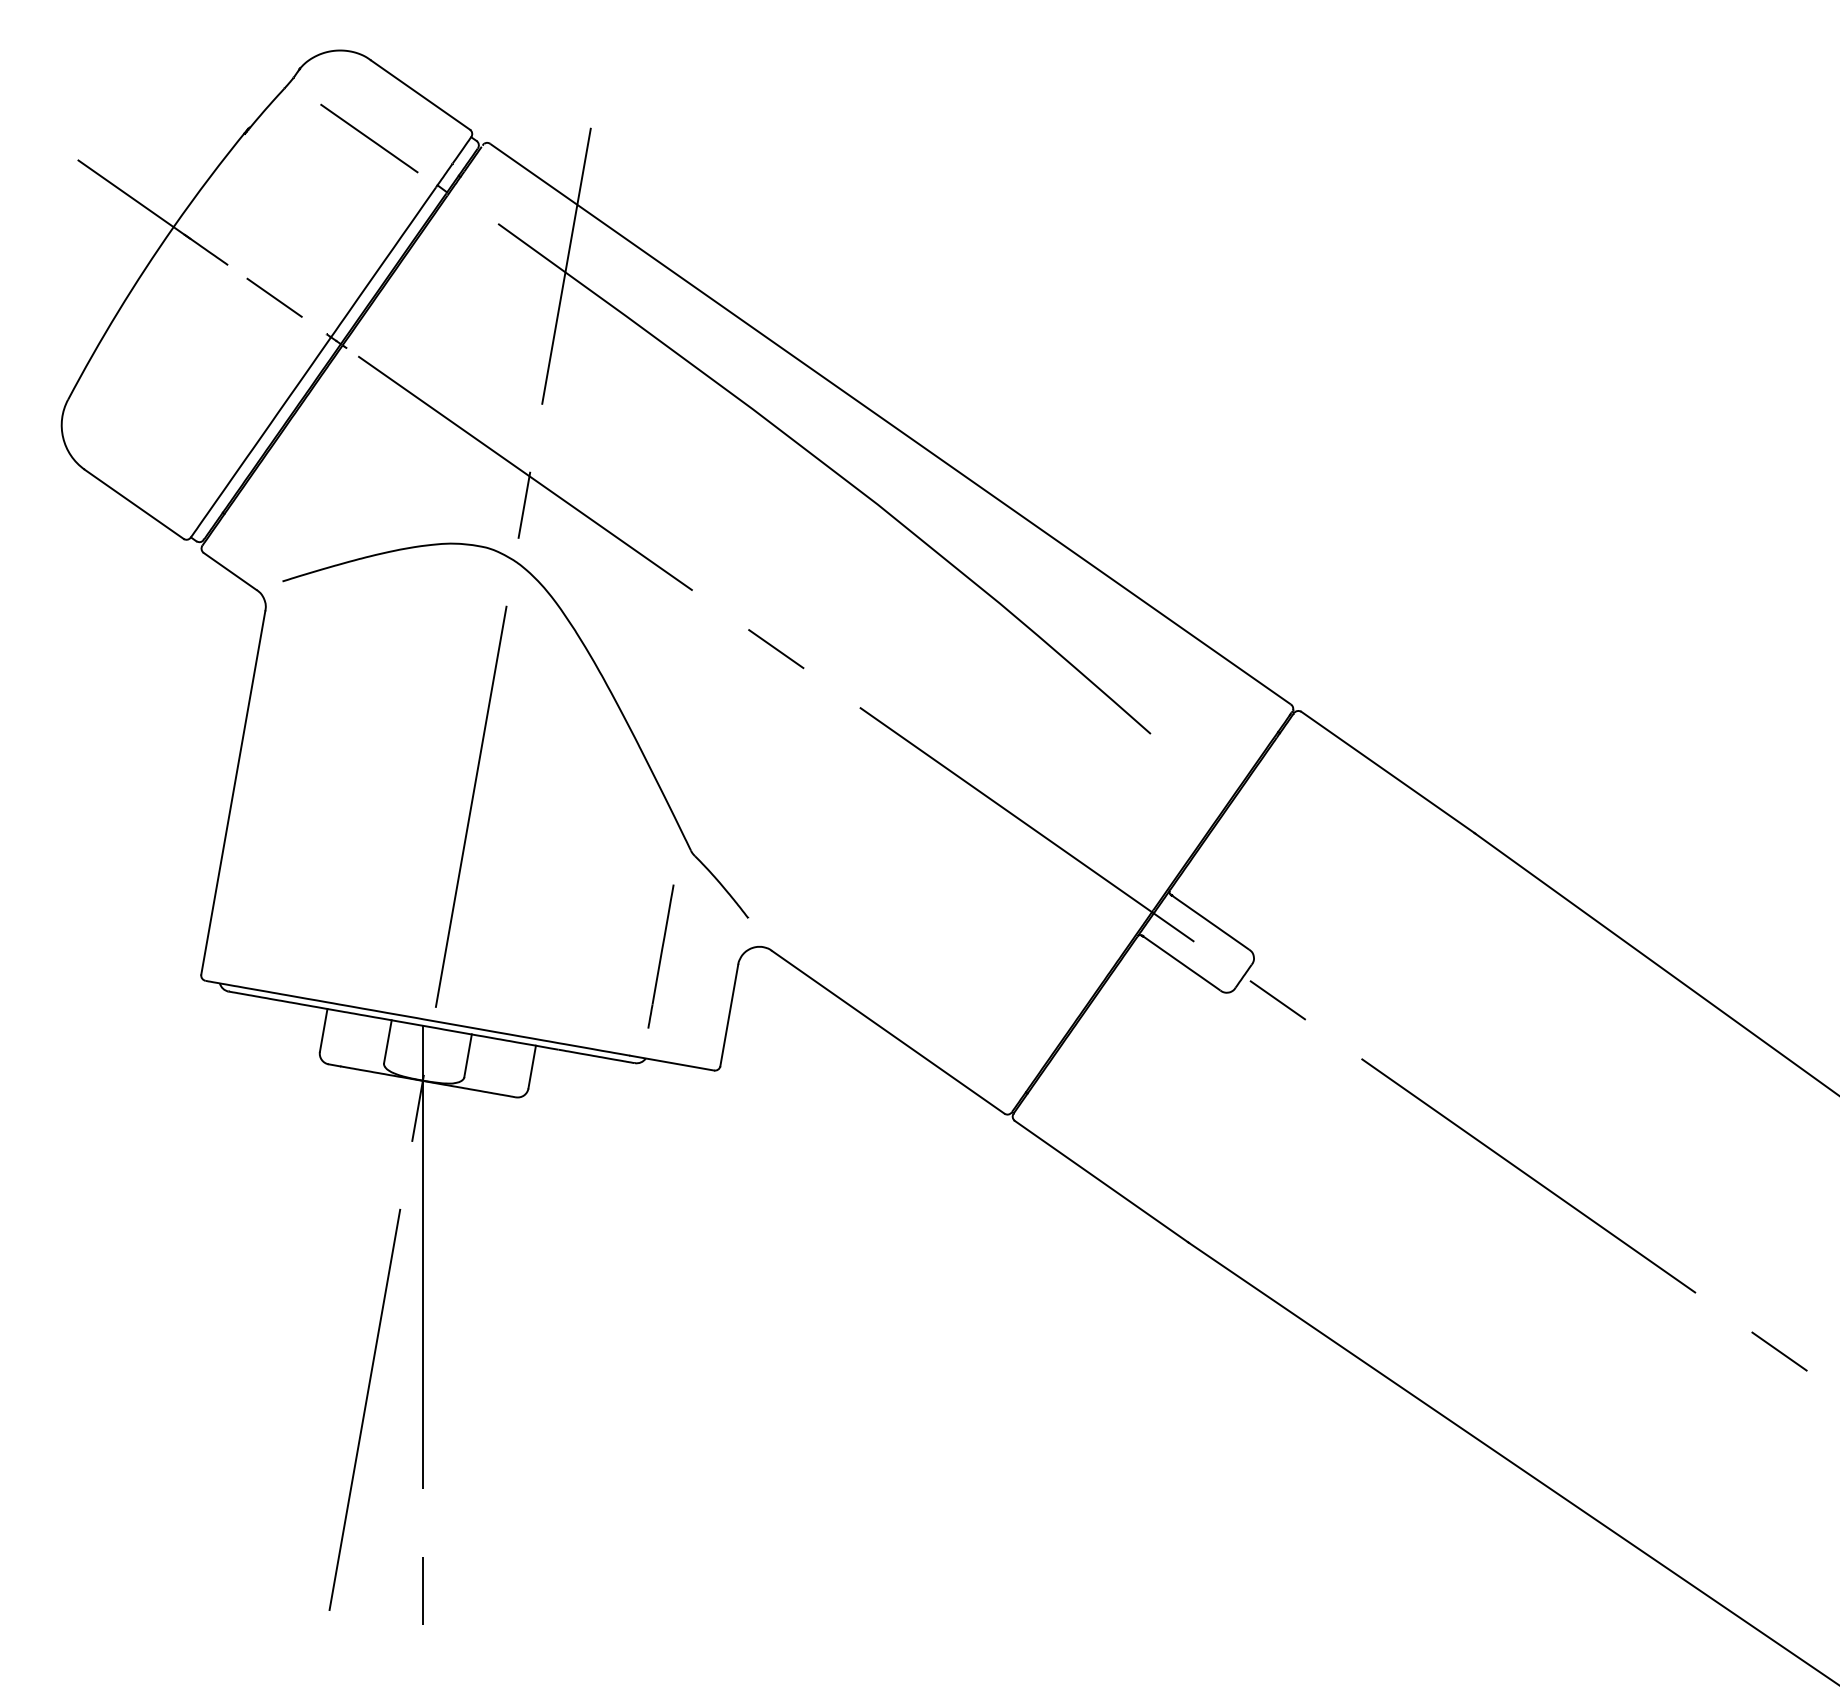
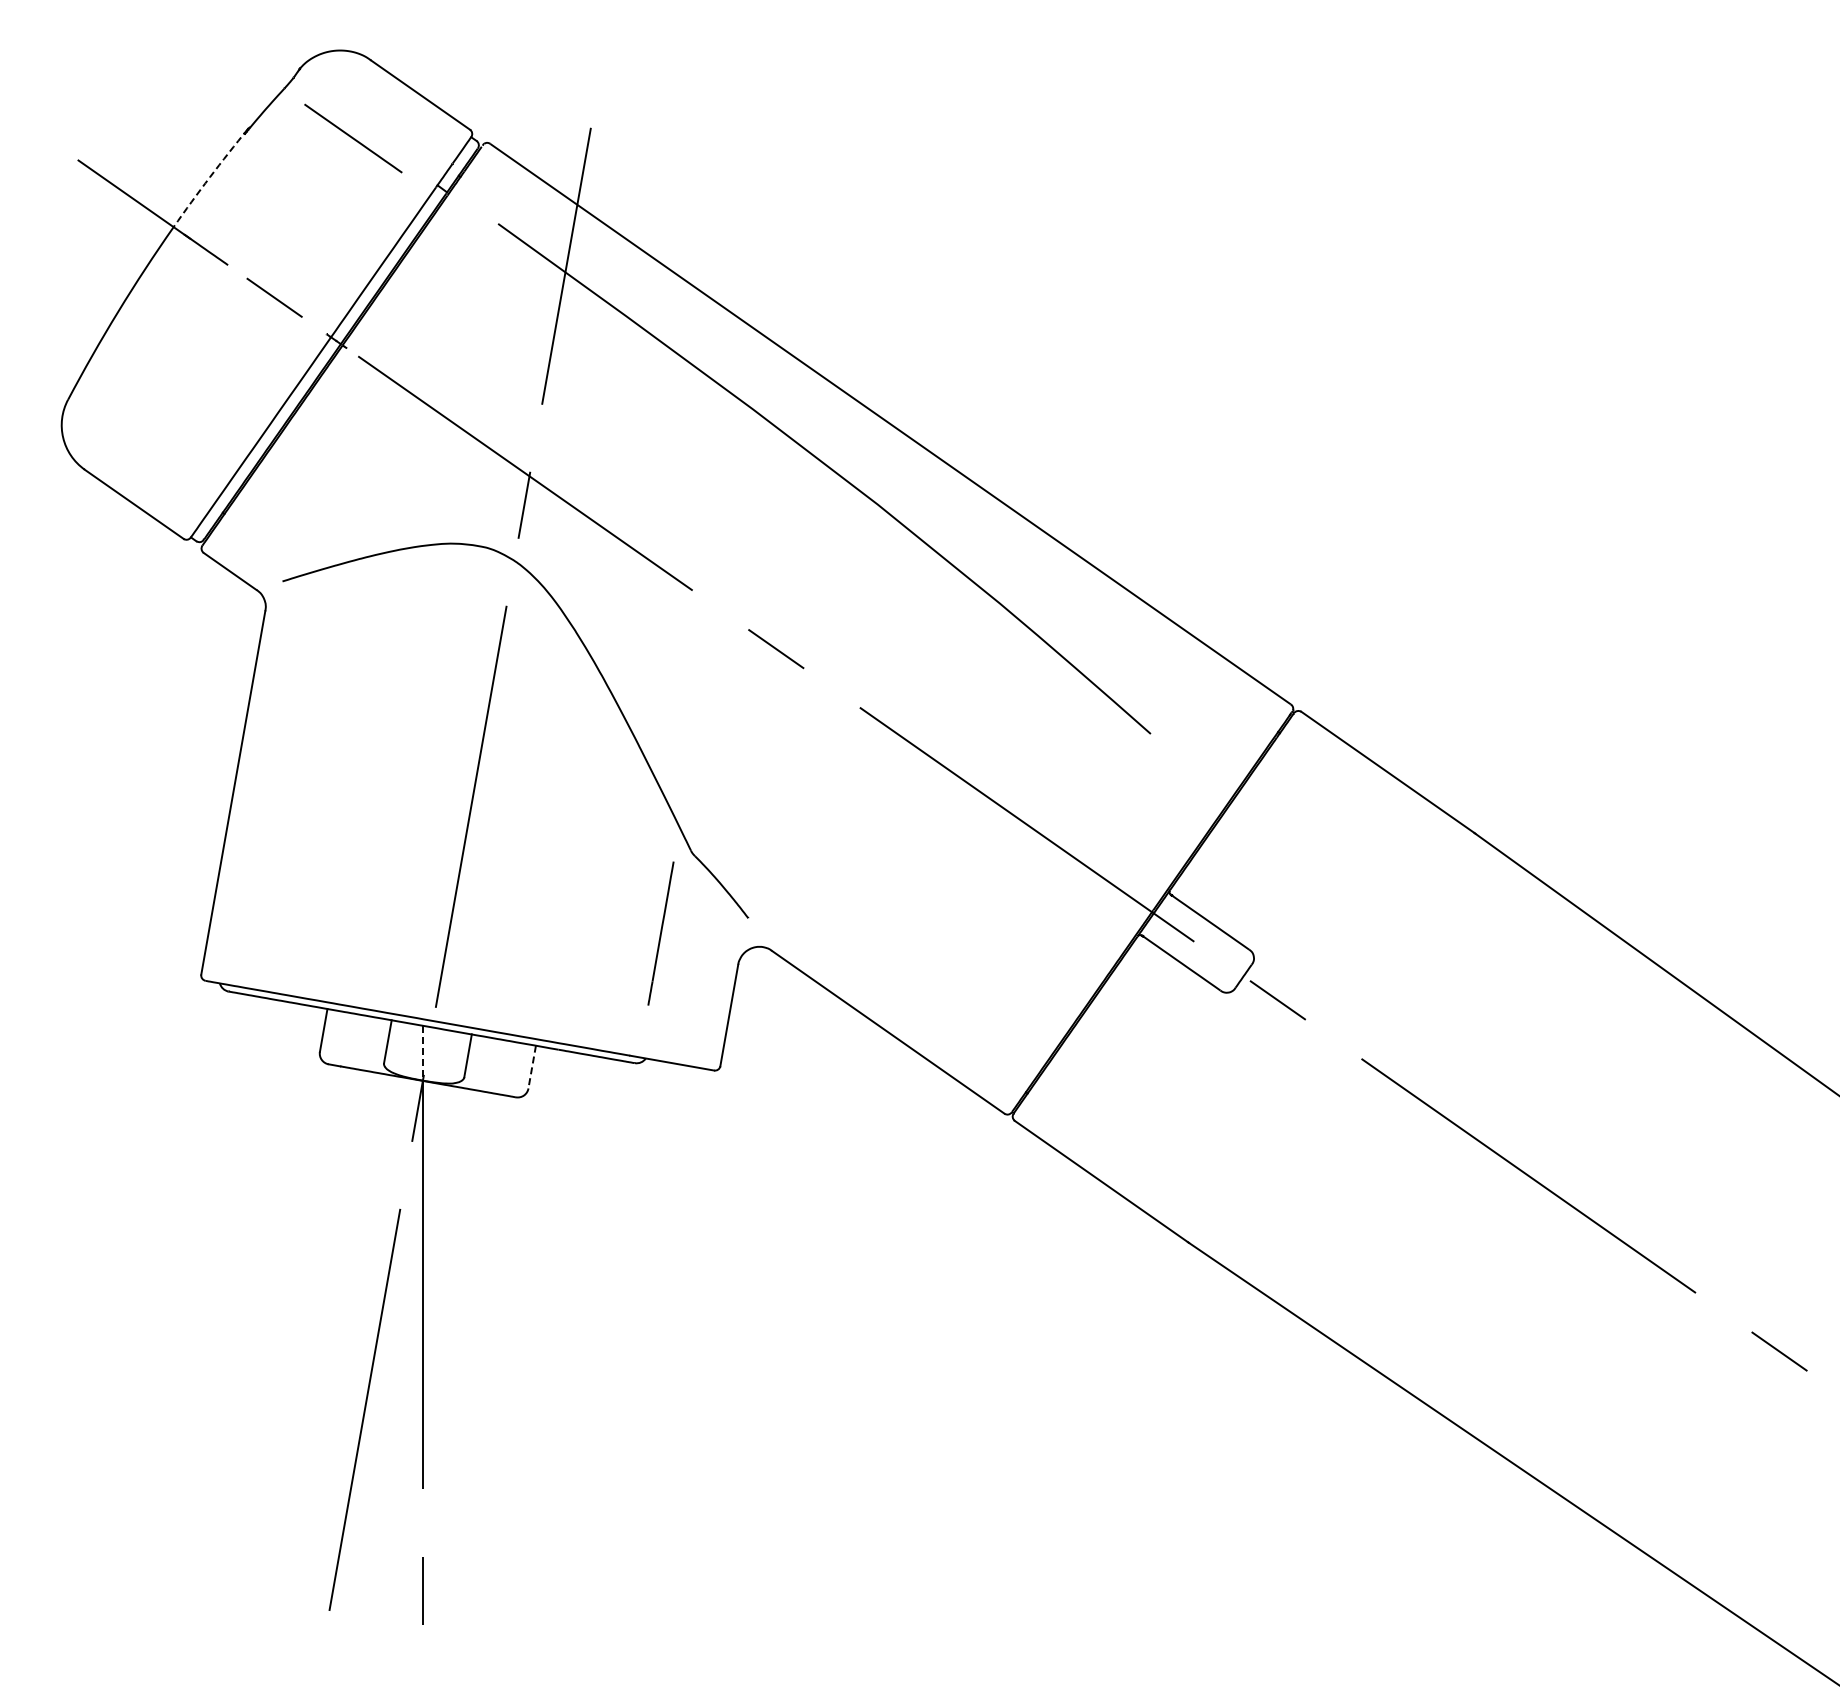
line position: (369, 138) -> (353, 138) (353, 138)
arc: solid -> dashed (209, 177)
line position: (660, 956) -> (660, 933) (660, 933)
line: solid -> dashed (422, 1053)
line: solid -> dashed (532, 1067)
